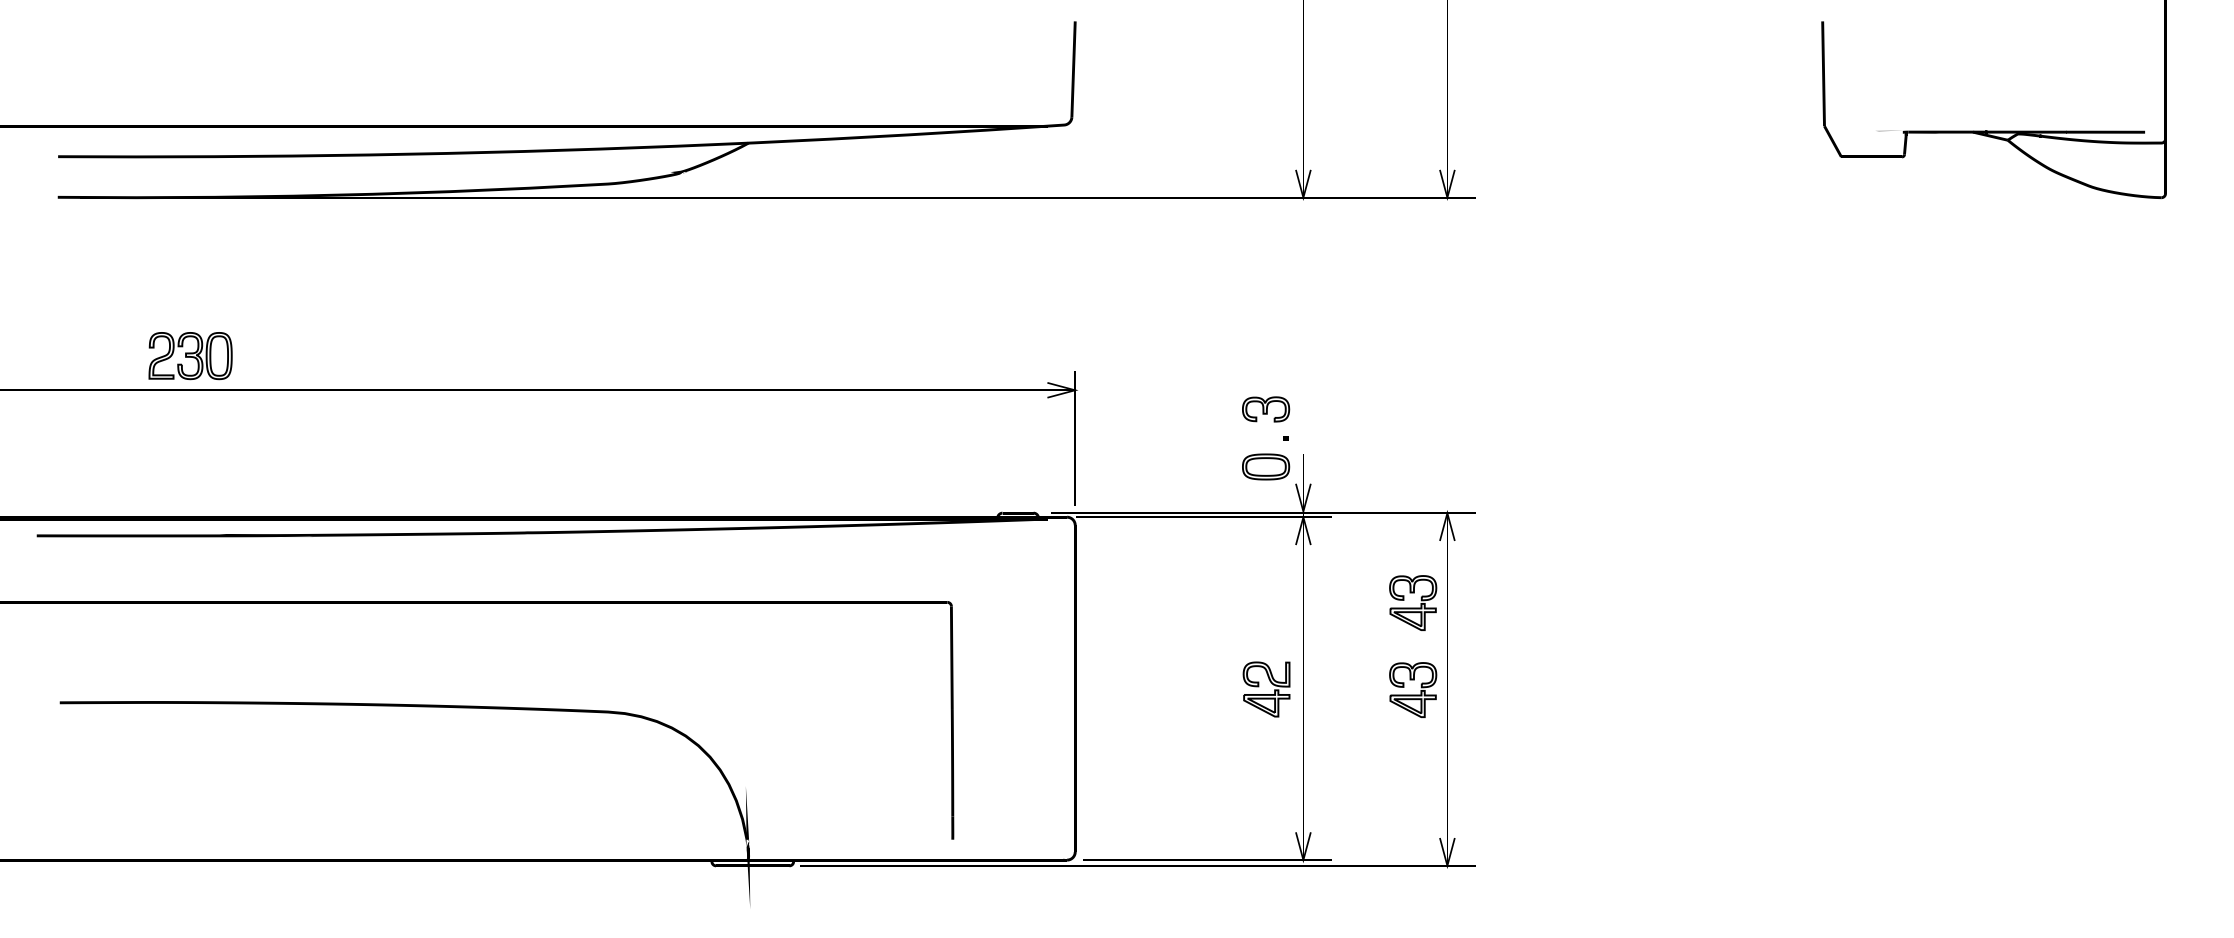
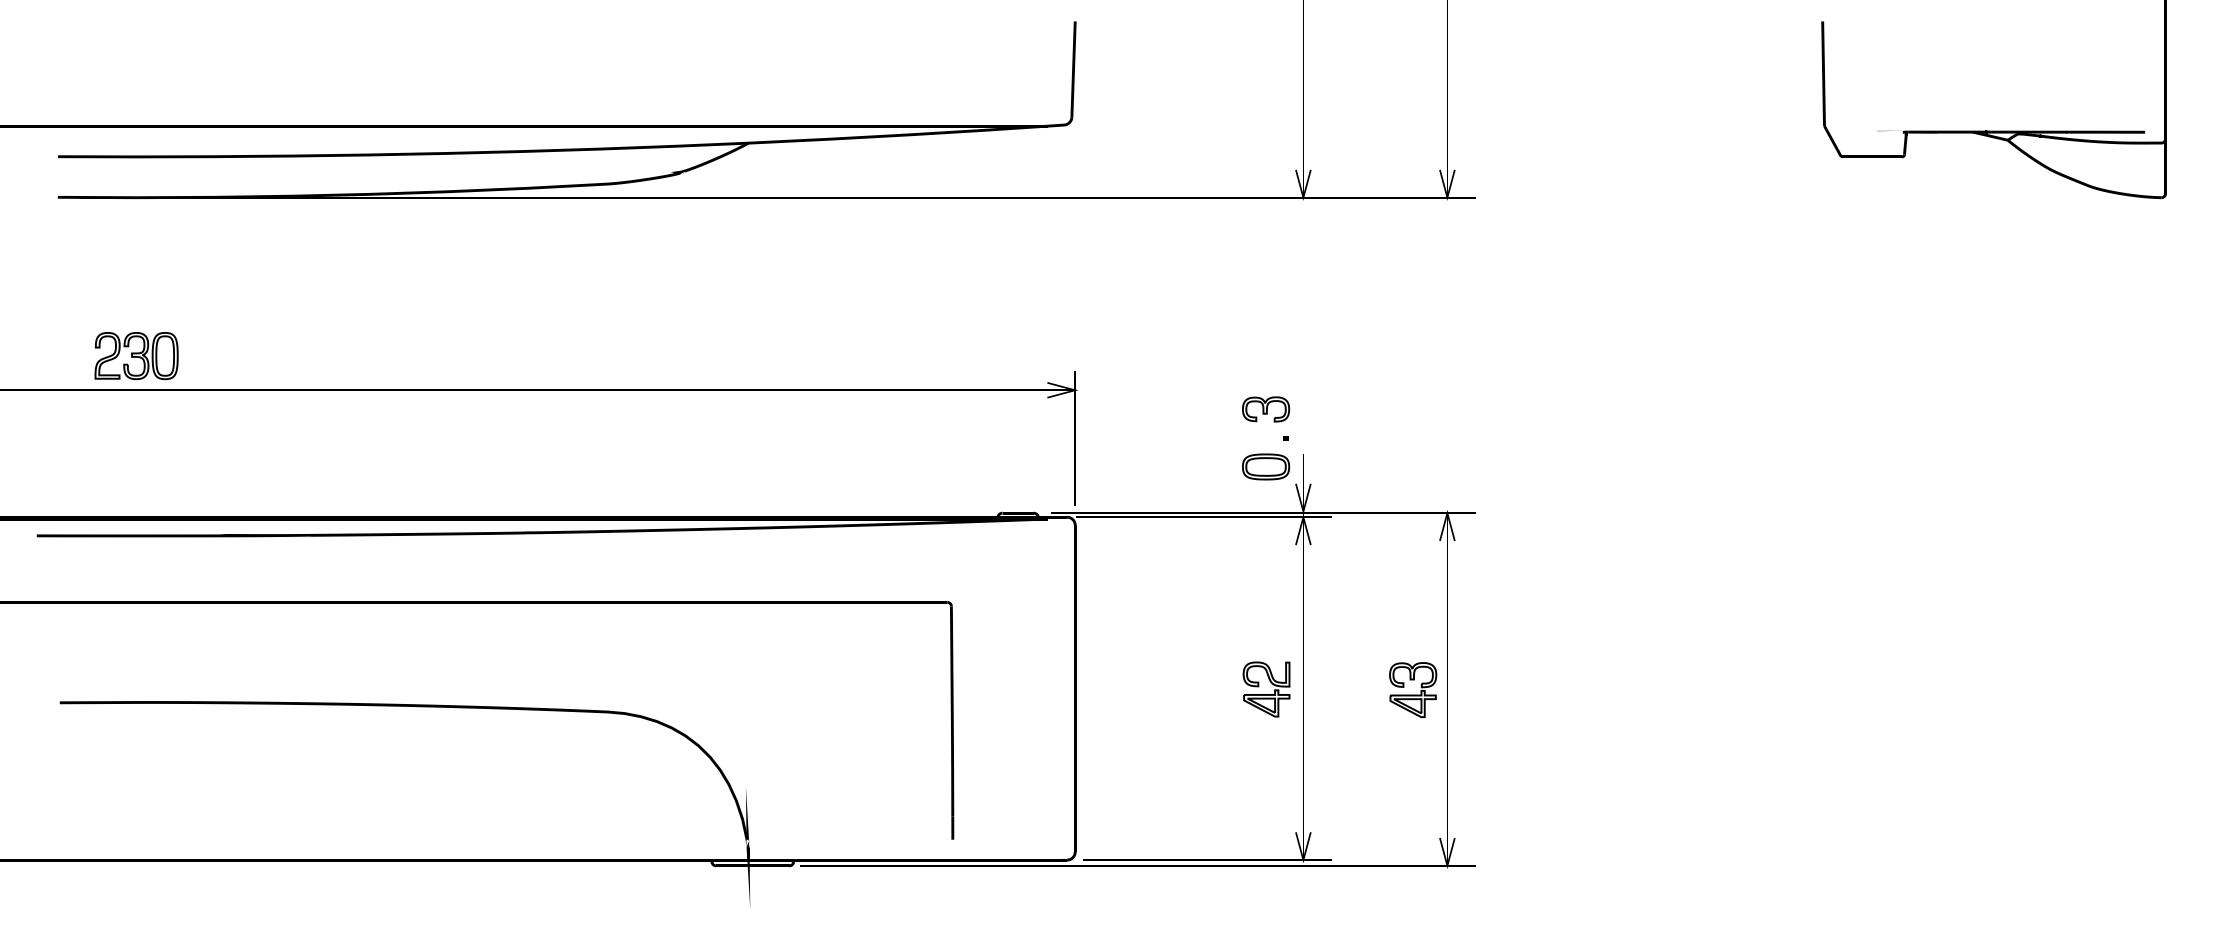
part position: (190, 356) -> (136, 356) (136, 356)
part: present -> none (1413, 602)
